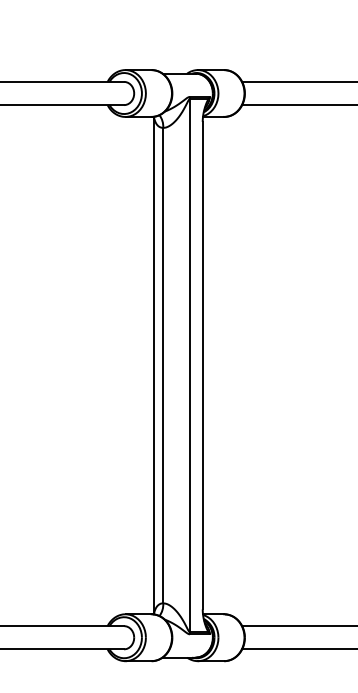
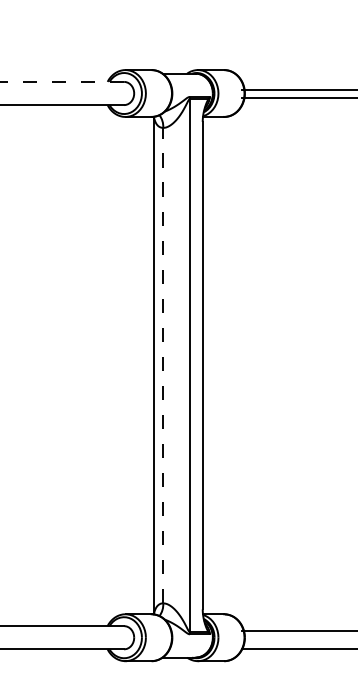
line: solid -> dashed (62, 81)
line position: (298, 81) -> (298, 89) (298, 89)
line position: (298, 105) -> (298, 98) (298, 98)
line: solid -> dashed (163, 365)
line position: (298, 626) -> (298, 631) (298, 631)
